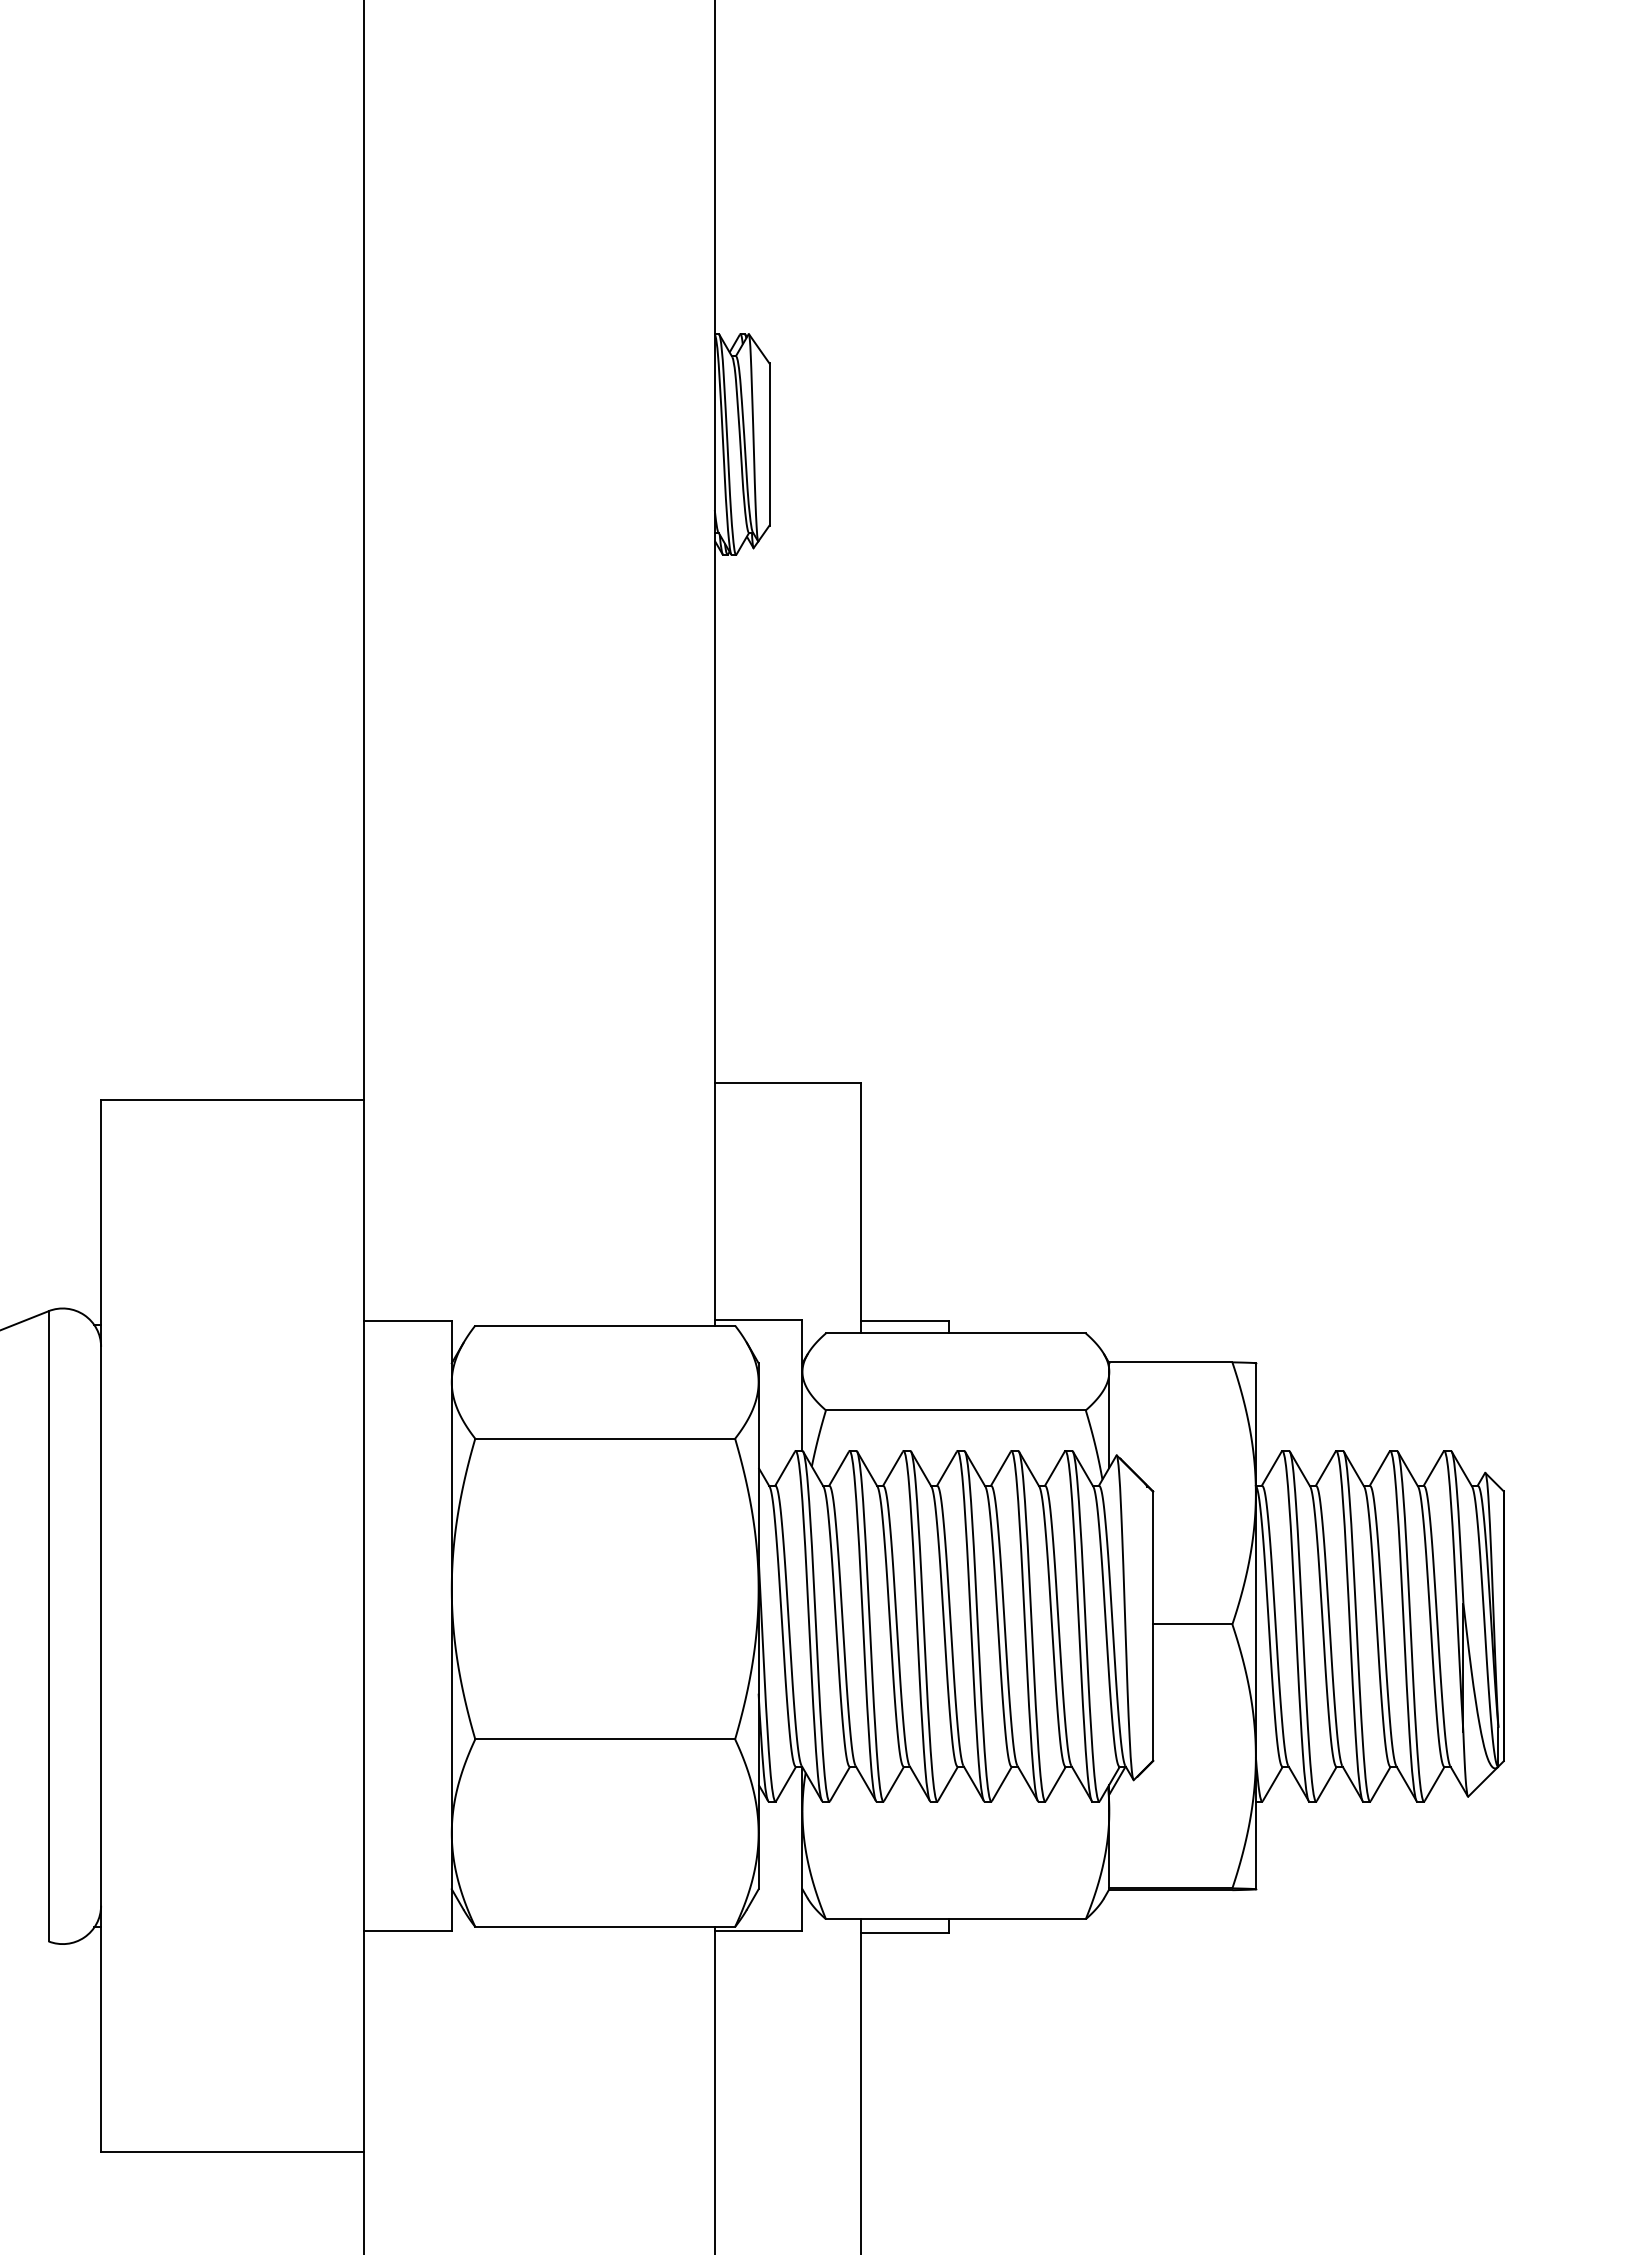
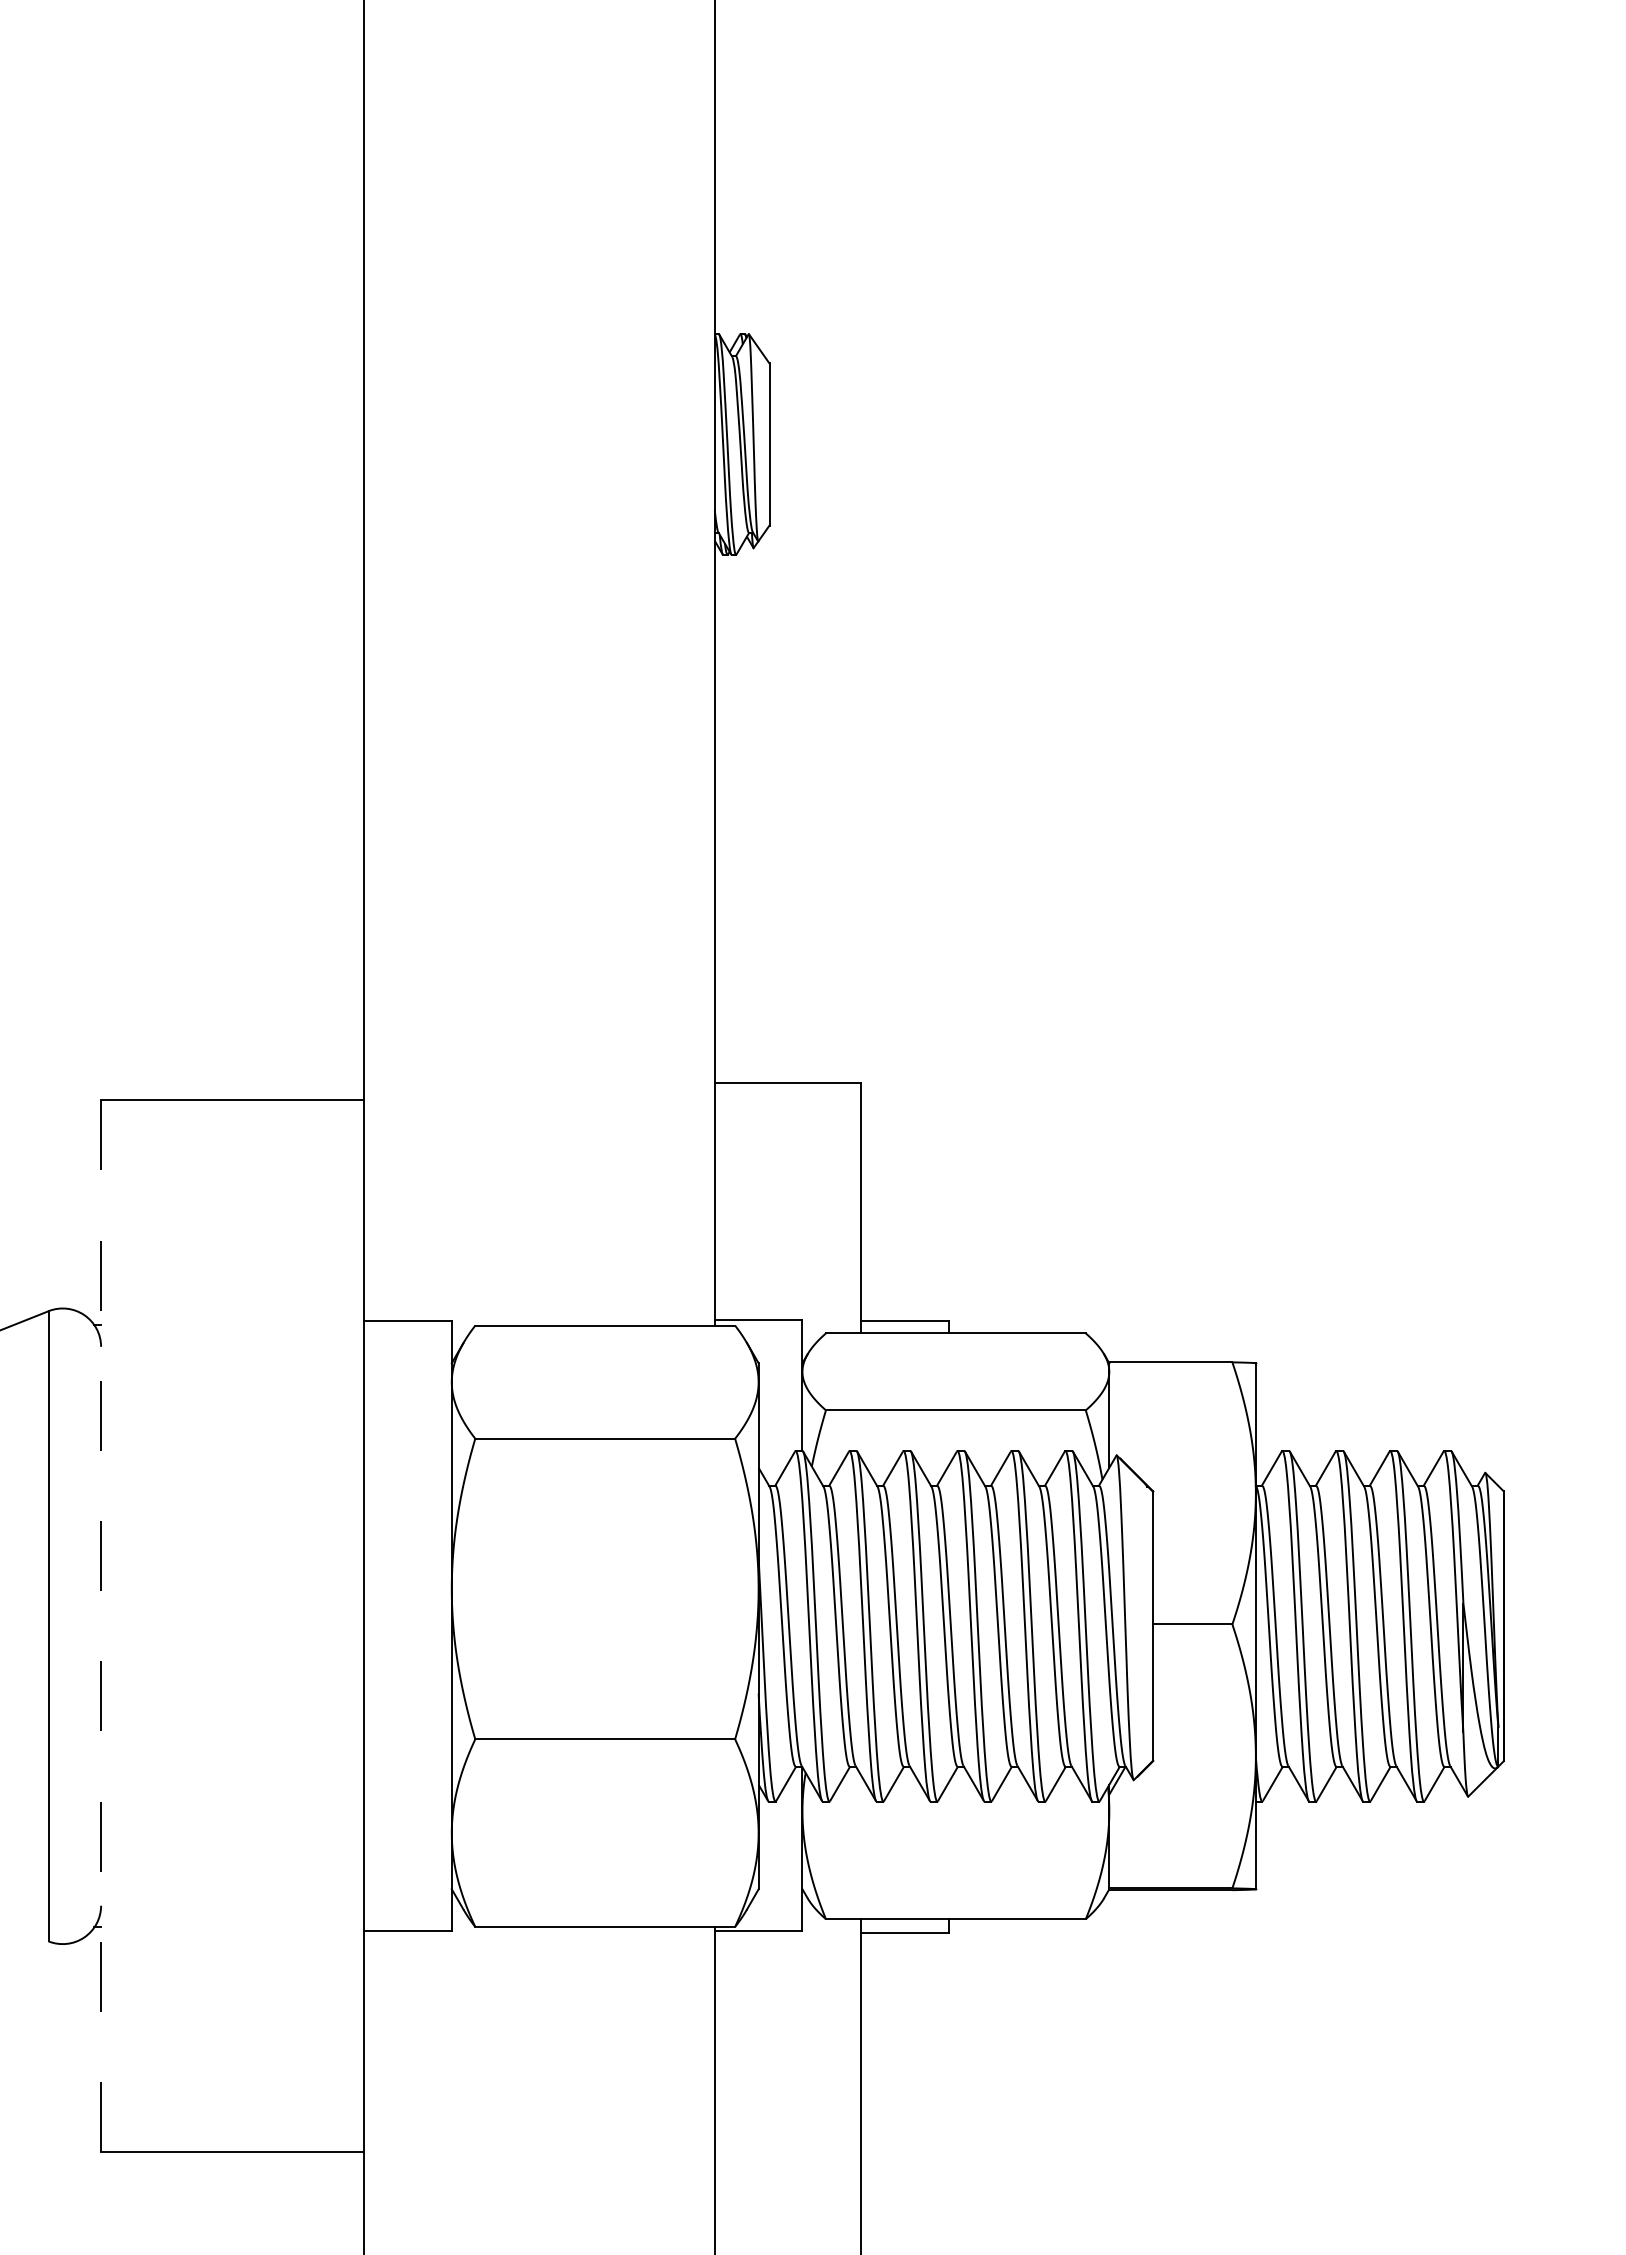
line: solid -> dashed (101, 1625)
